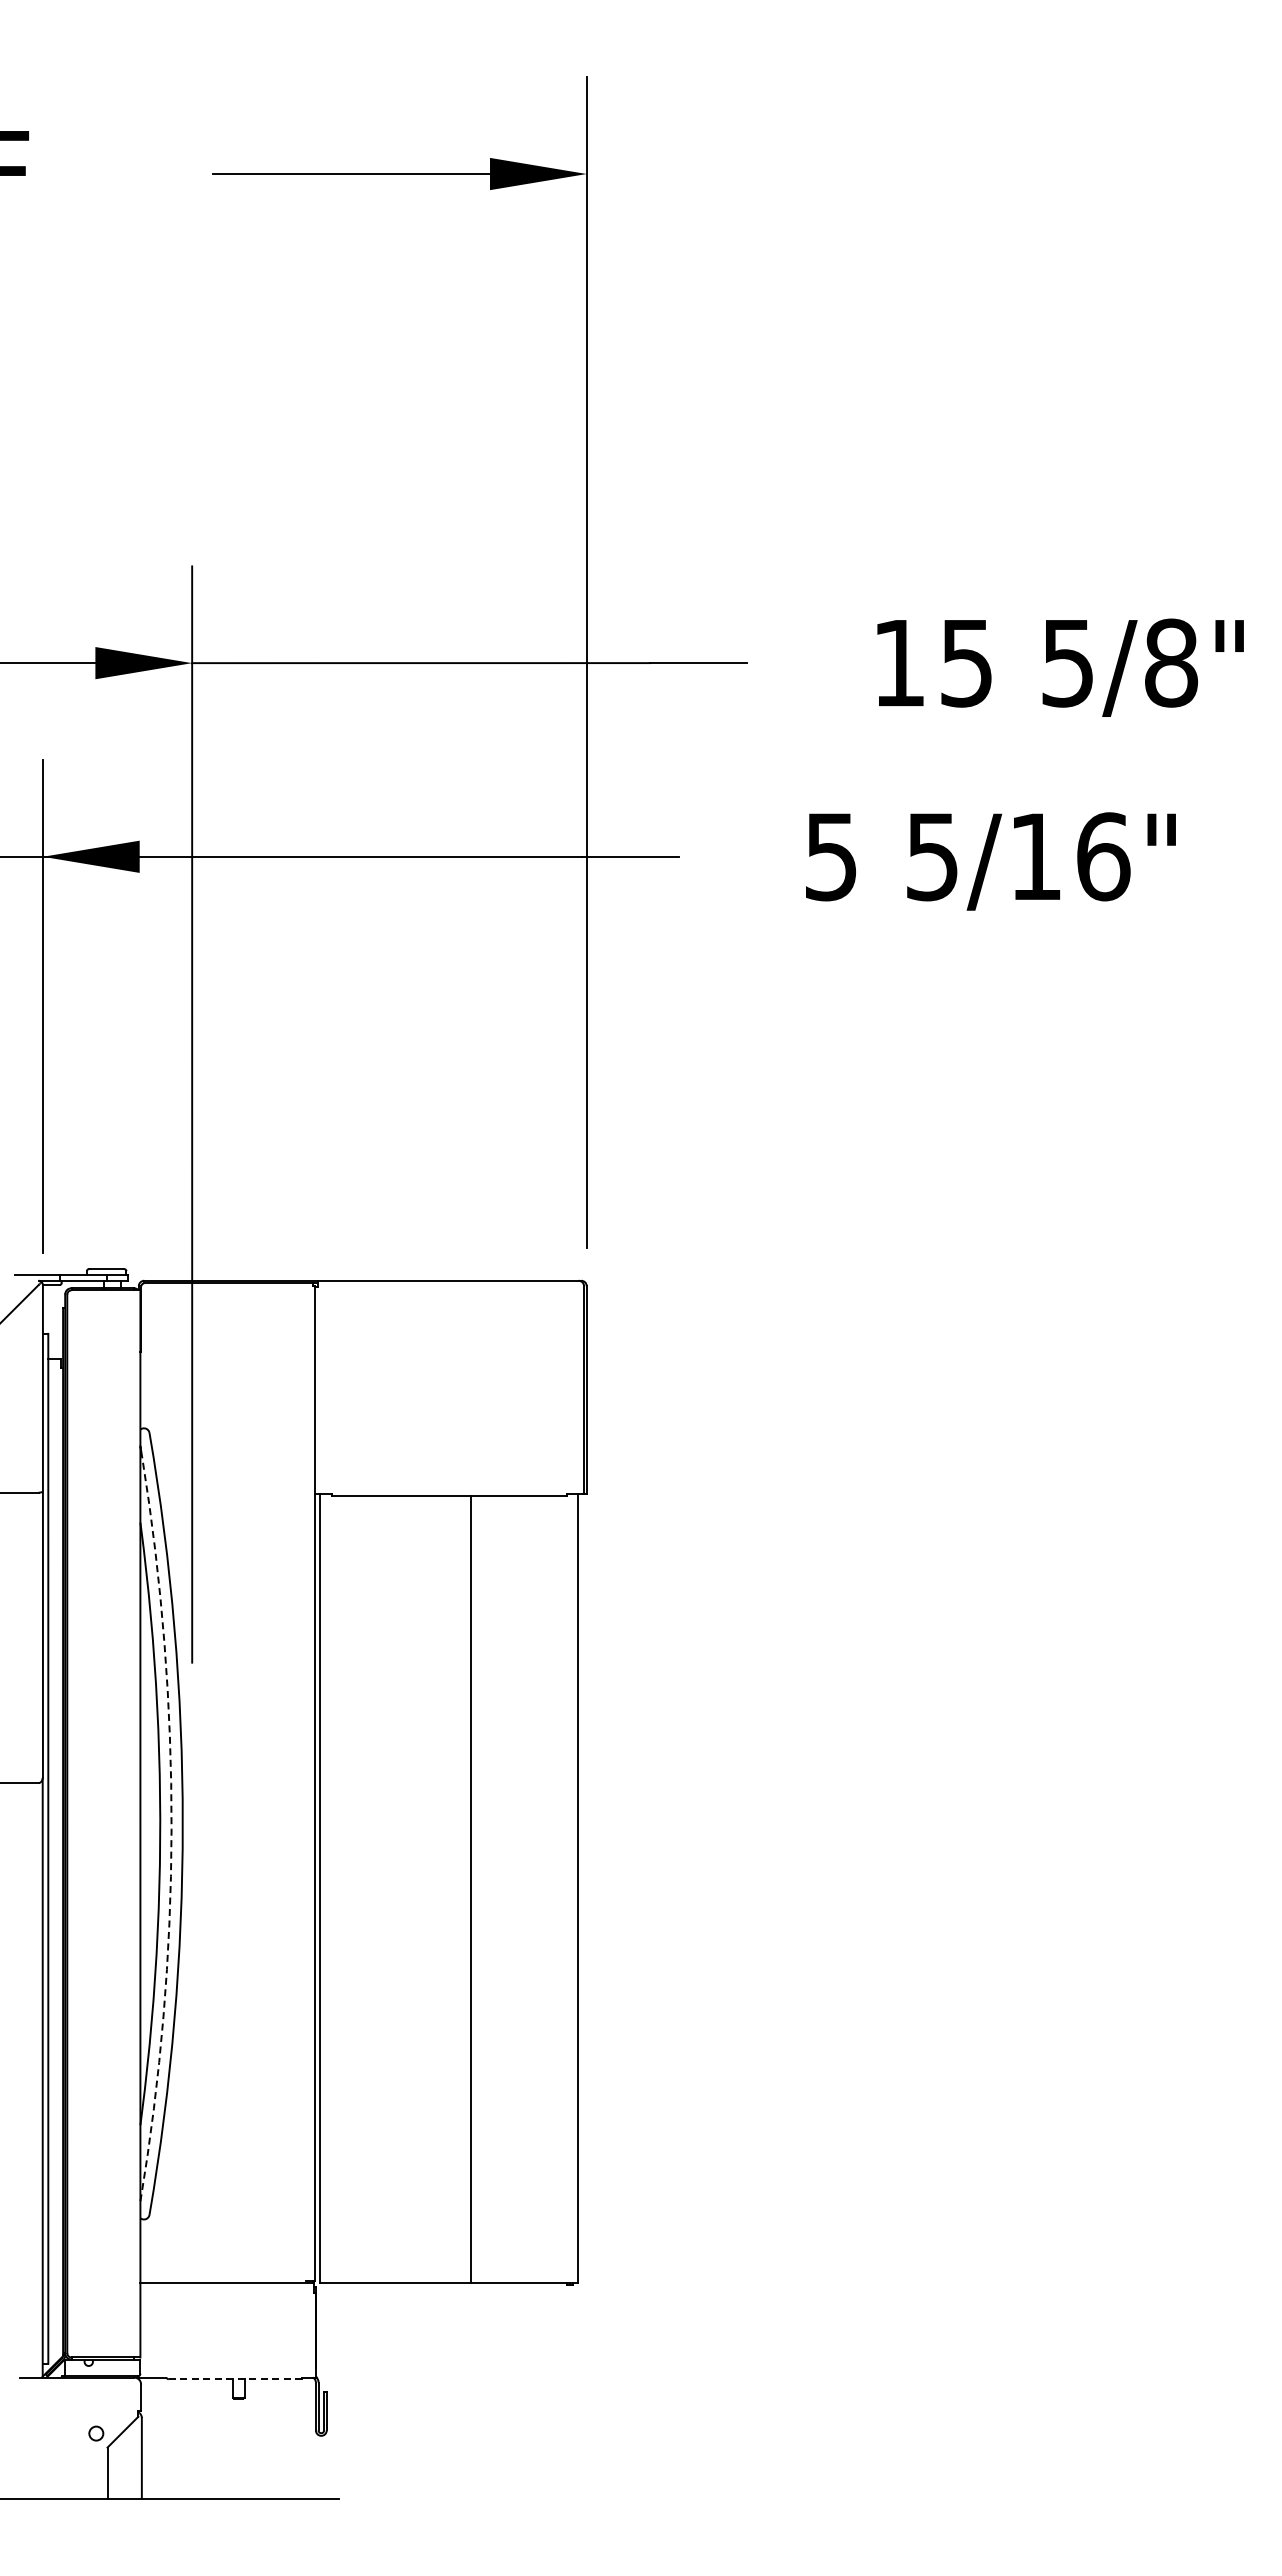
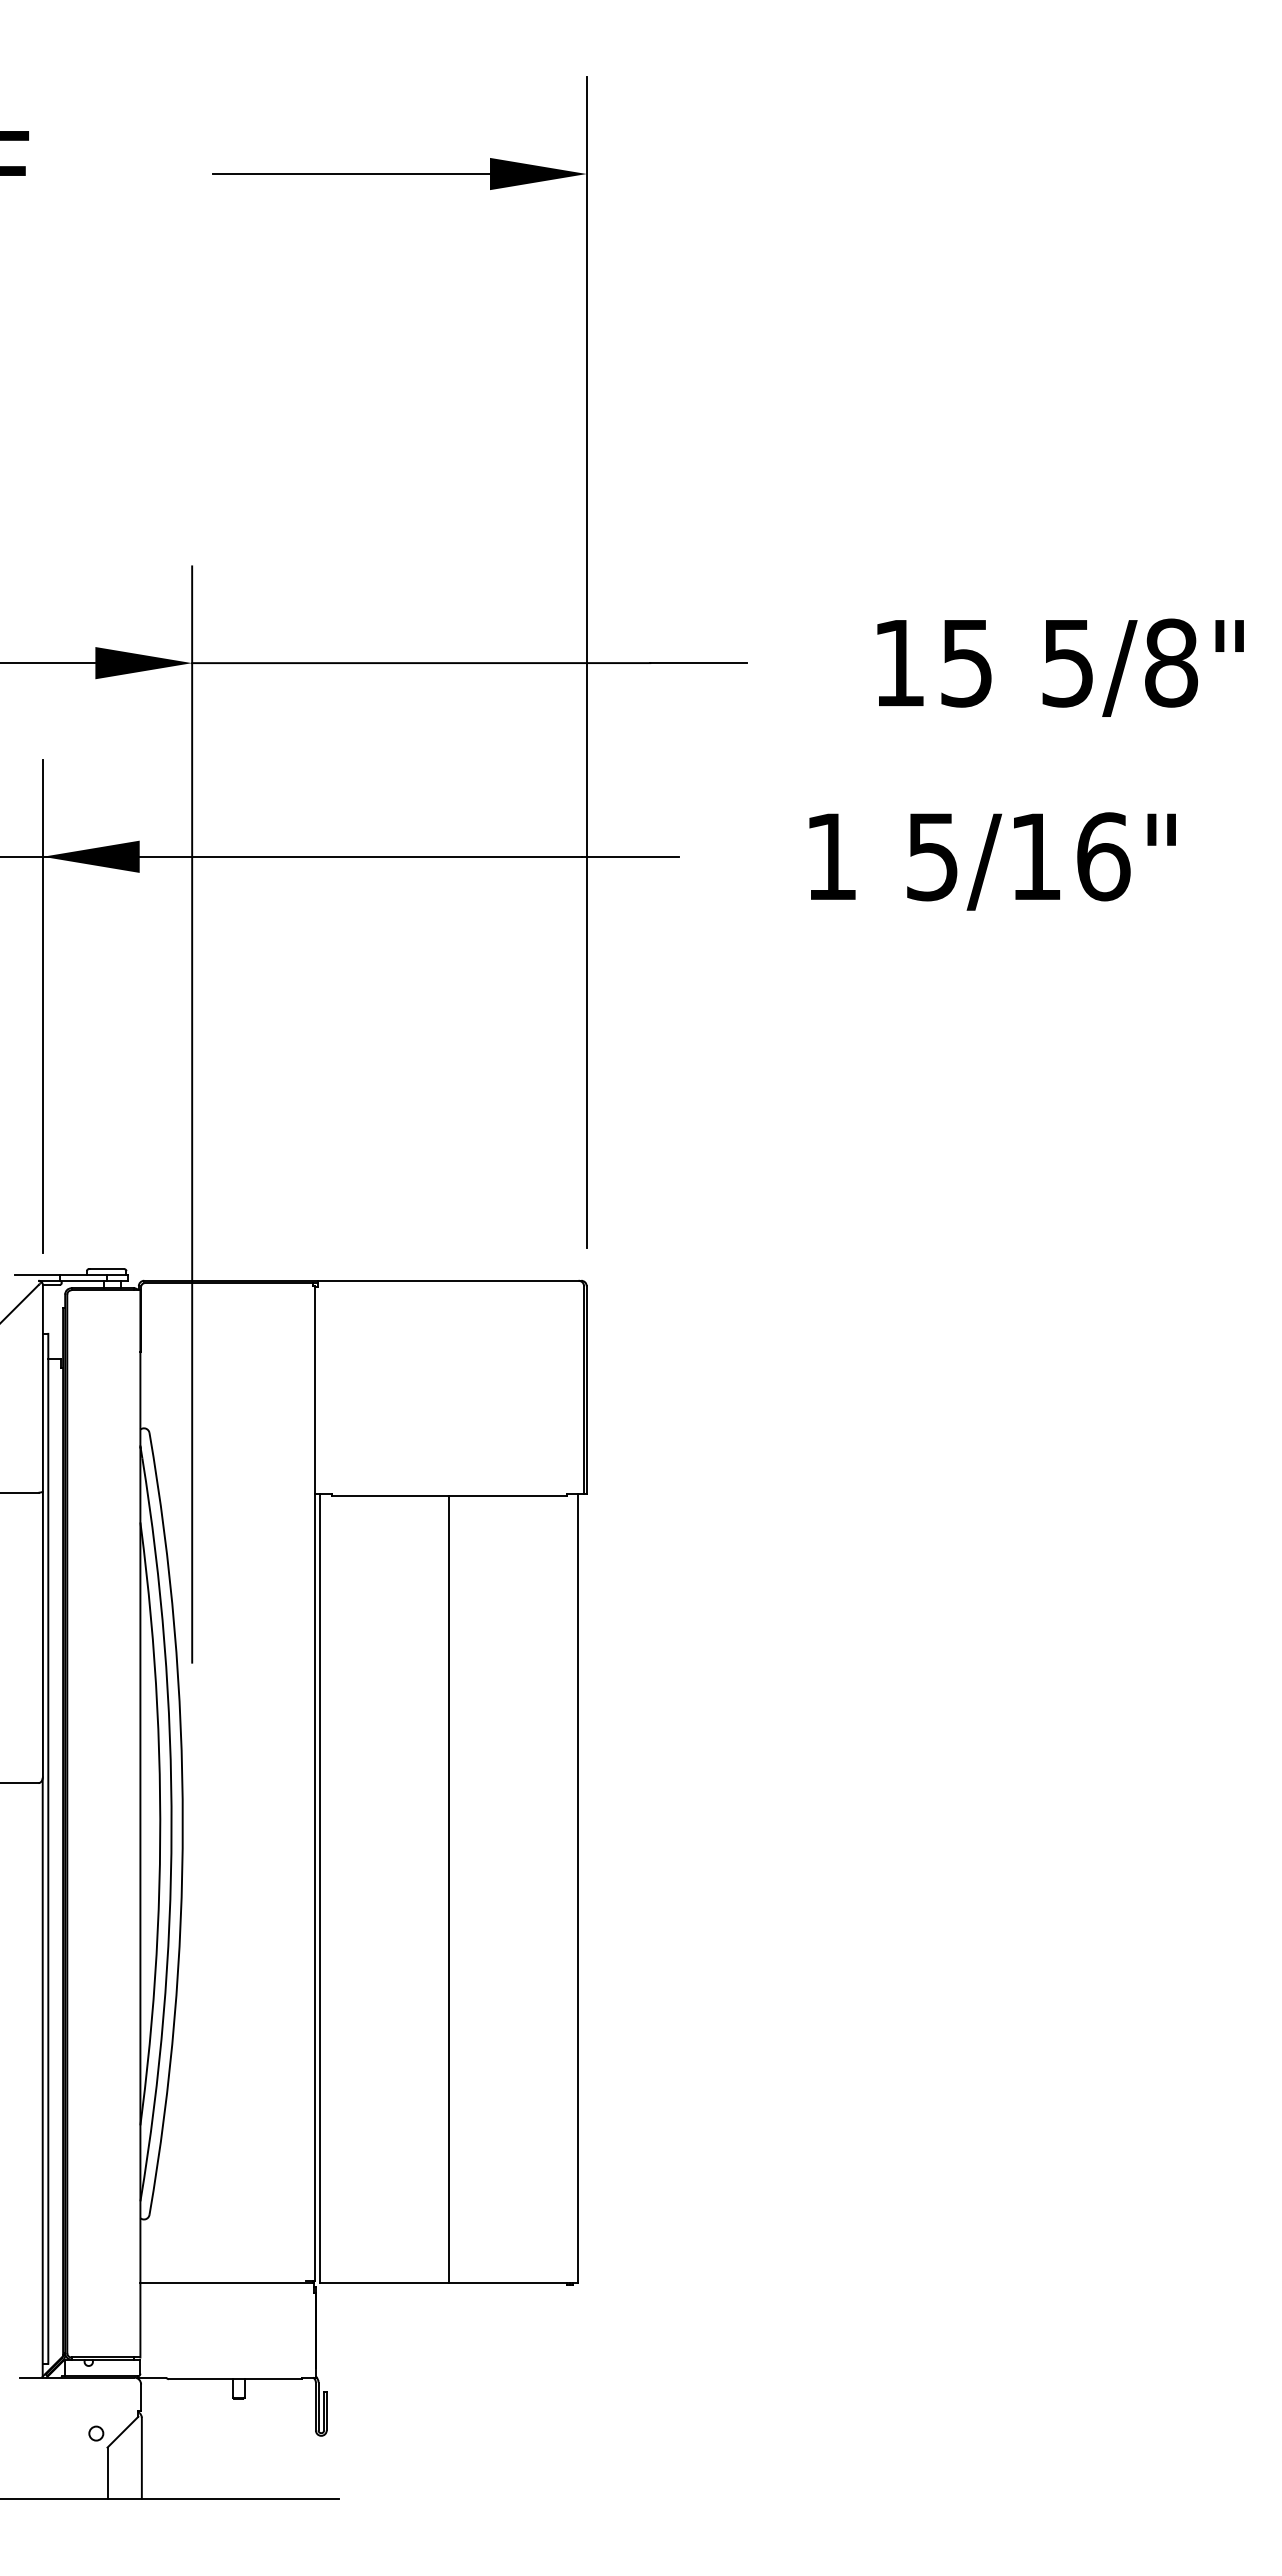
text: 5 -> 1 (831, 857)
arc: dashed -> solid (171, 1829)
line position: (471, 1889) -> (449, 1889) (449, 1889)
line: dashed -> solid (235, 2379)
